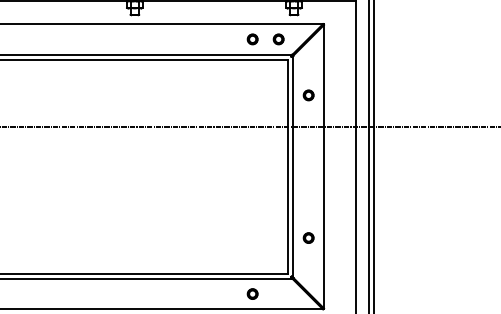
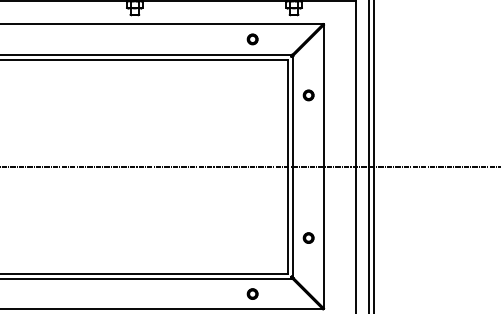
part: present -> none (278, 39)
line position: (249, 126) -> (249, 166) (249, 166)
